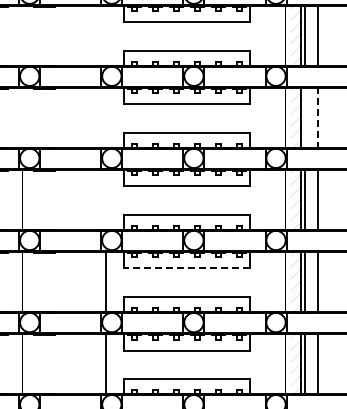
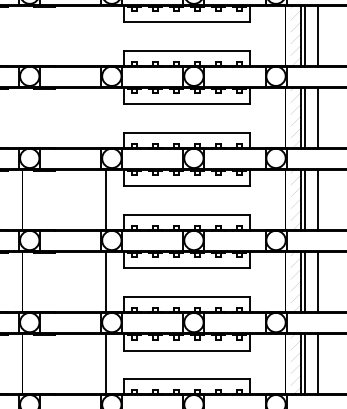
line: none -> present (305, 118)
line: dashed -> solid (317, 118)
line: none -> present (106, 200)
line: dashed -> solid (186, 268)
